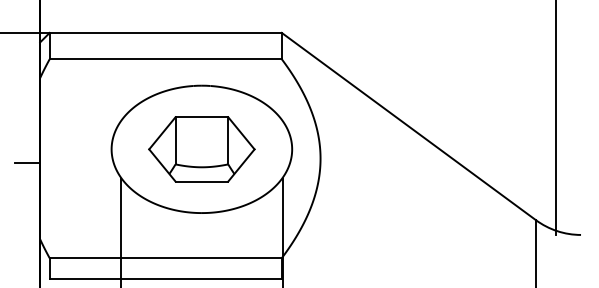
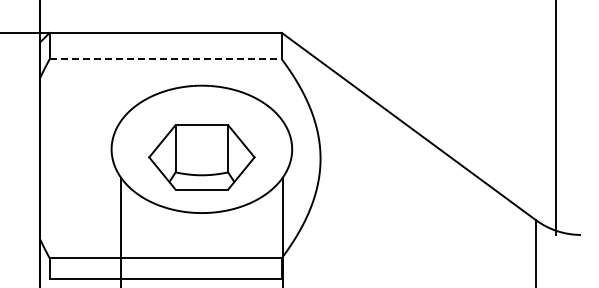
line: solid -> dashed (166, 59)
part position: (201, 149) -> (201, 157) (201, 157)
line: present -> none (27, 163)
